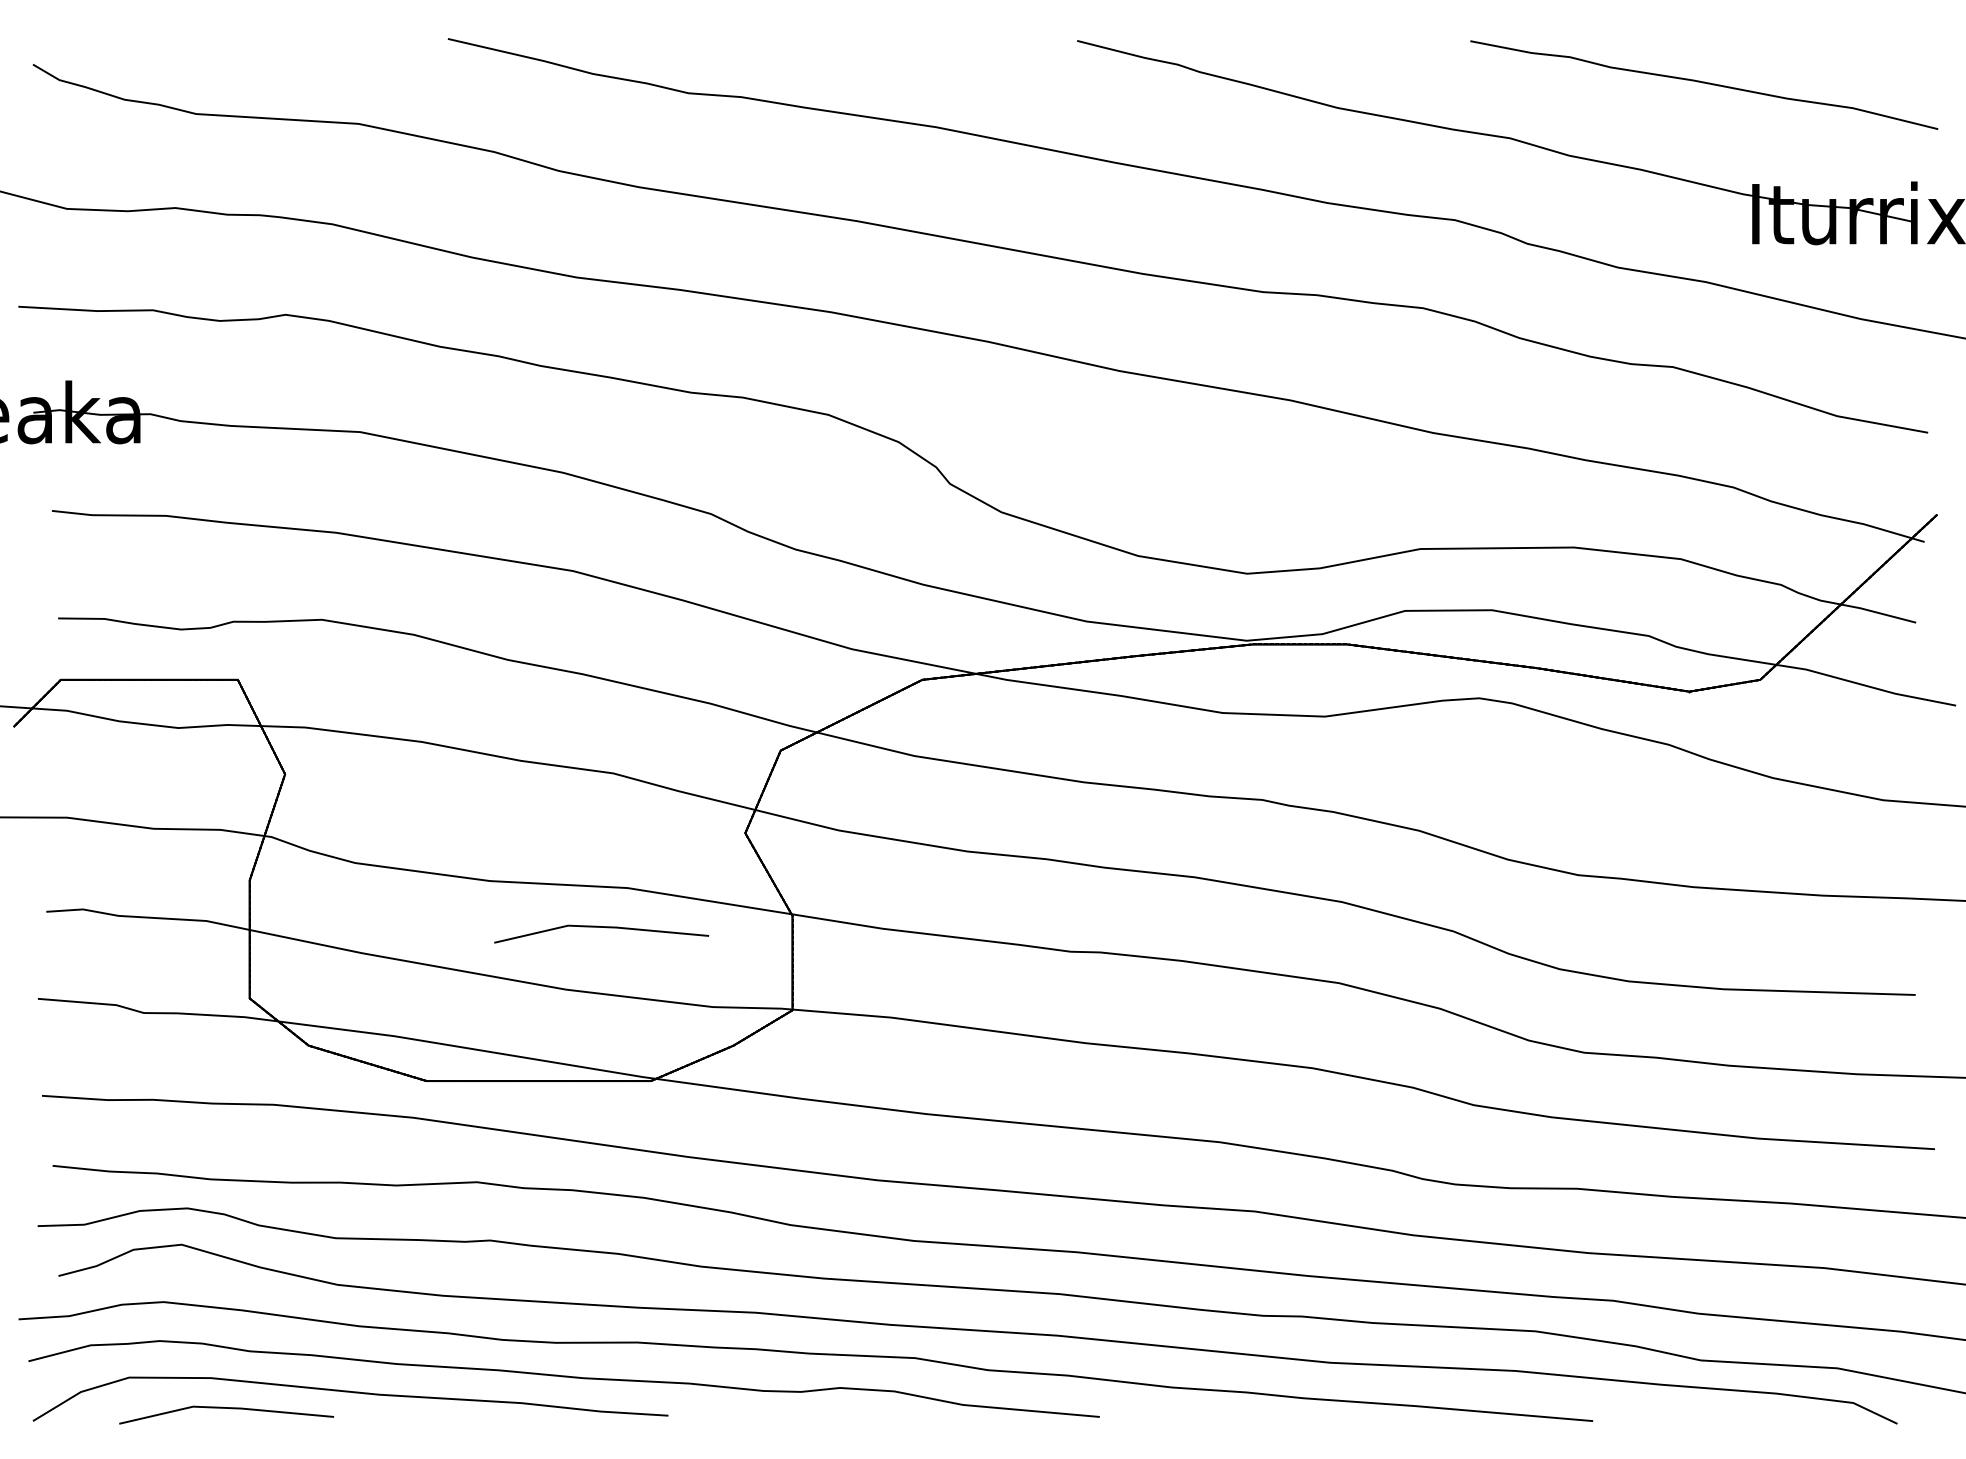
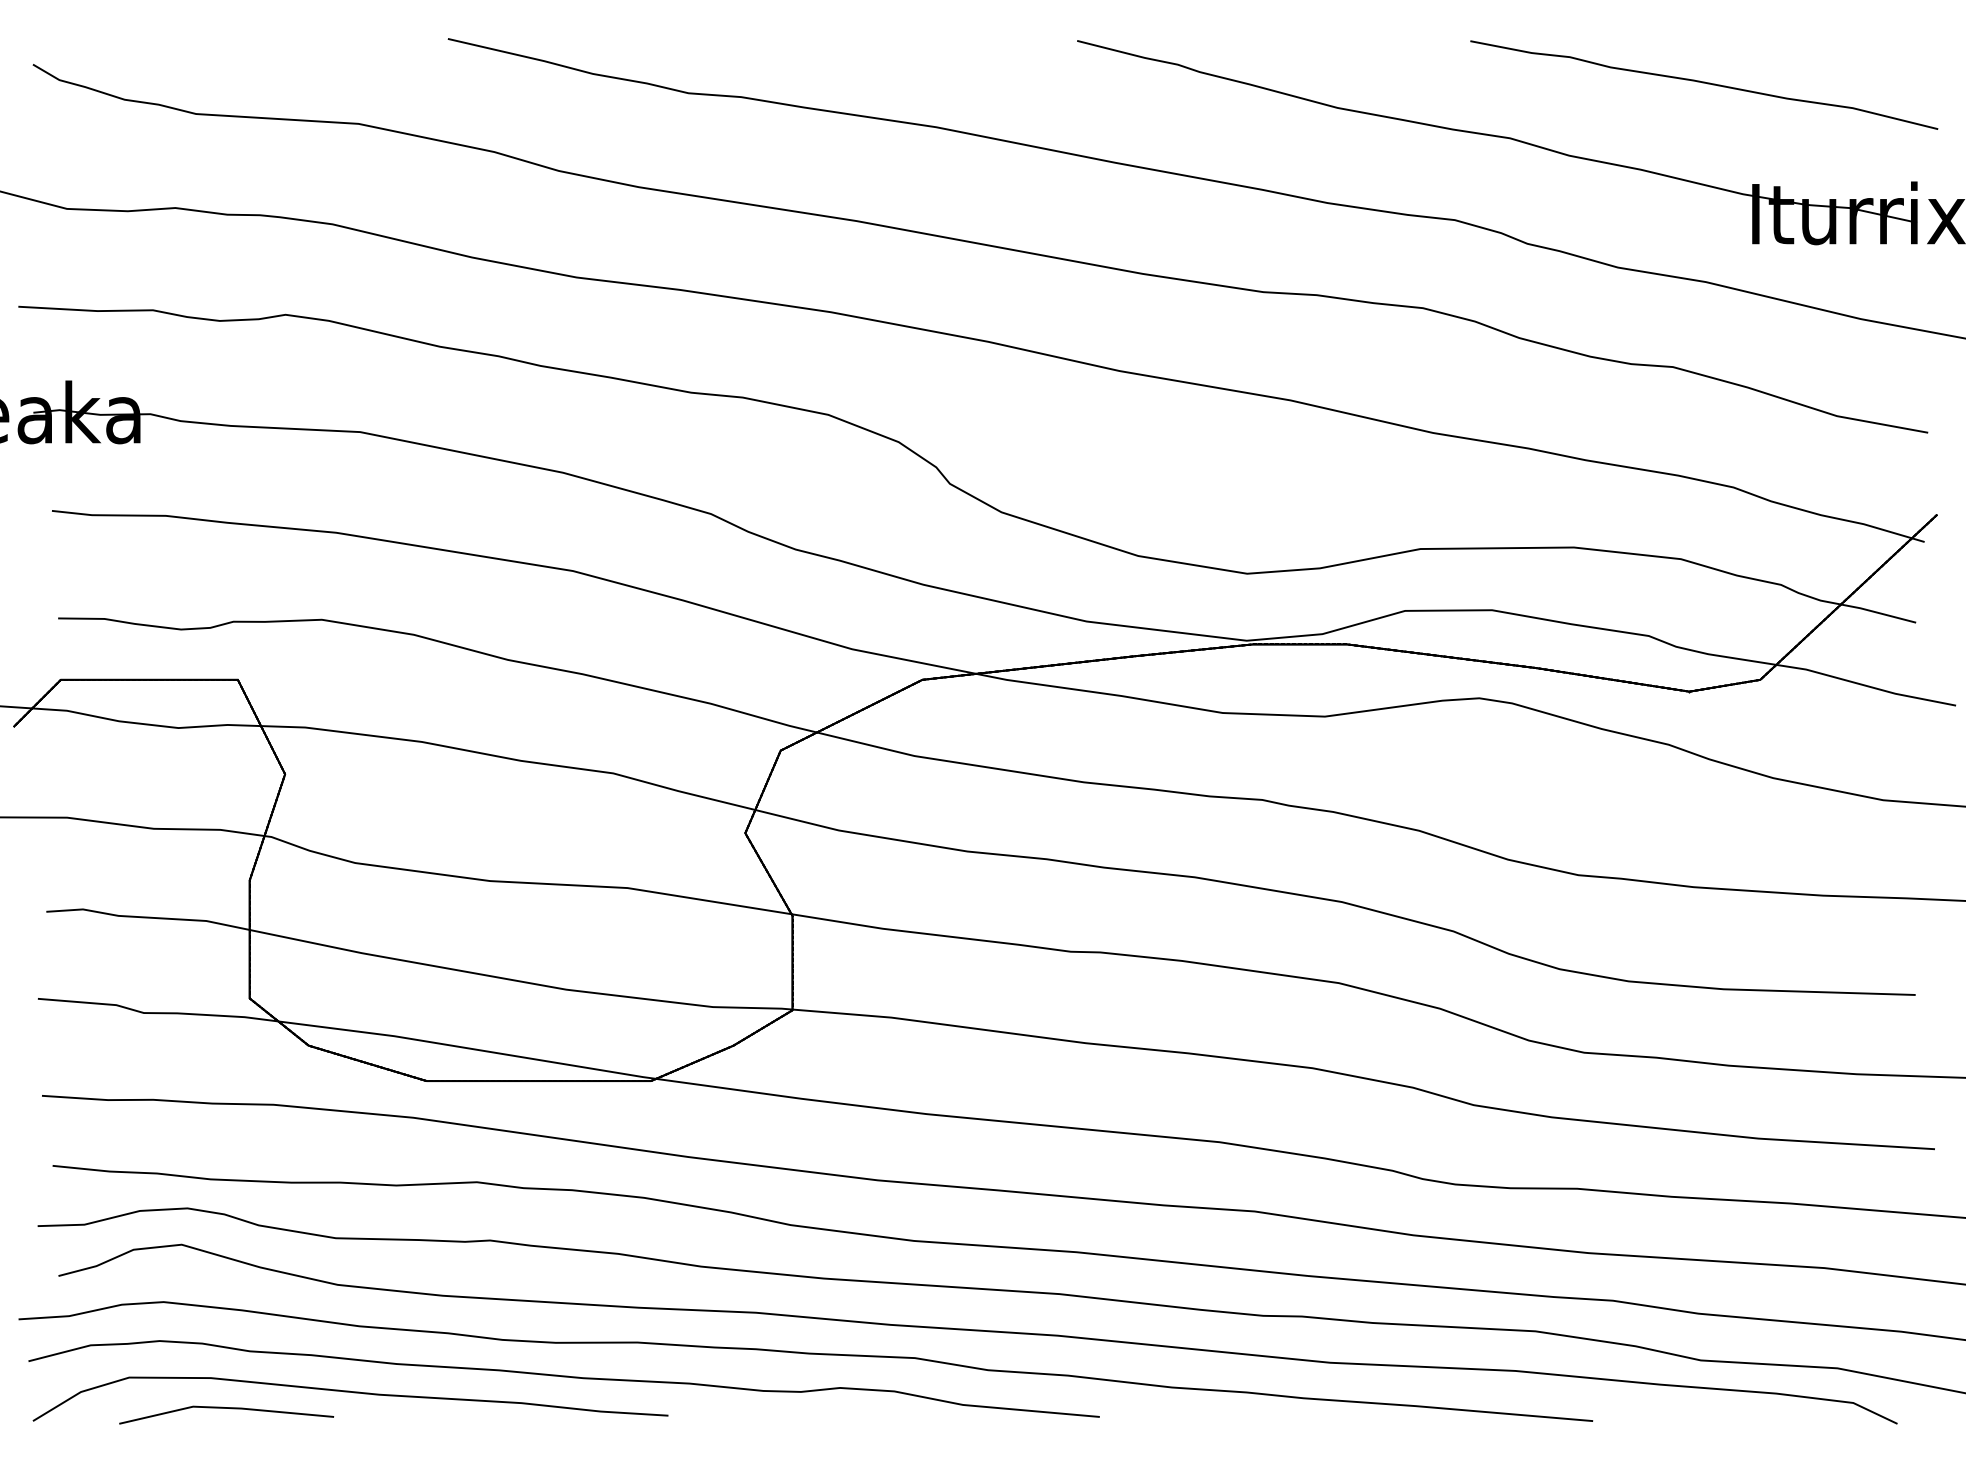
line: present -> none (601, 927)
